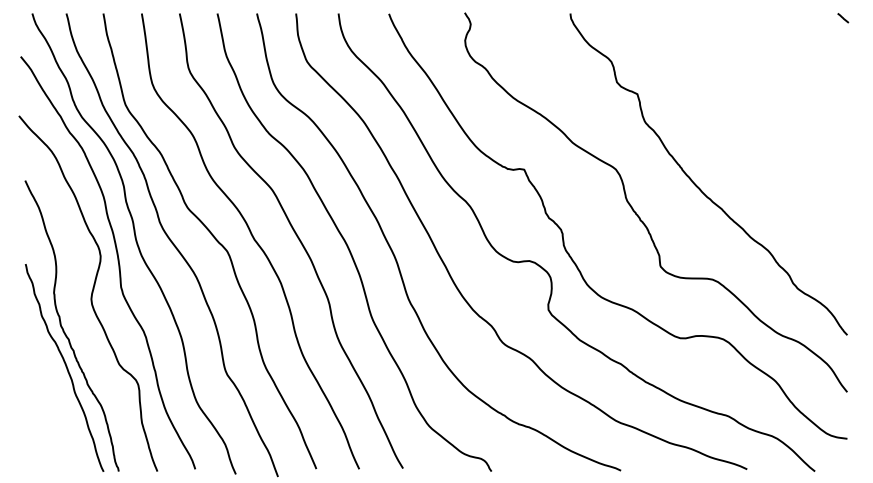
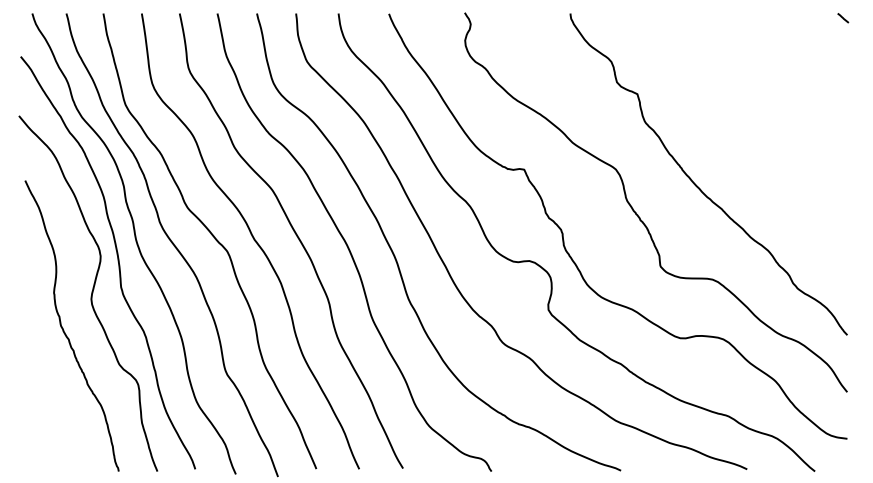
curve: present -> none (65, 367)
